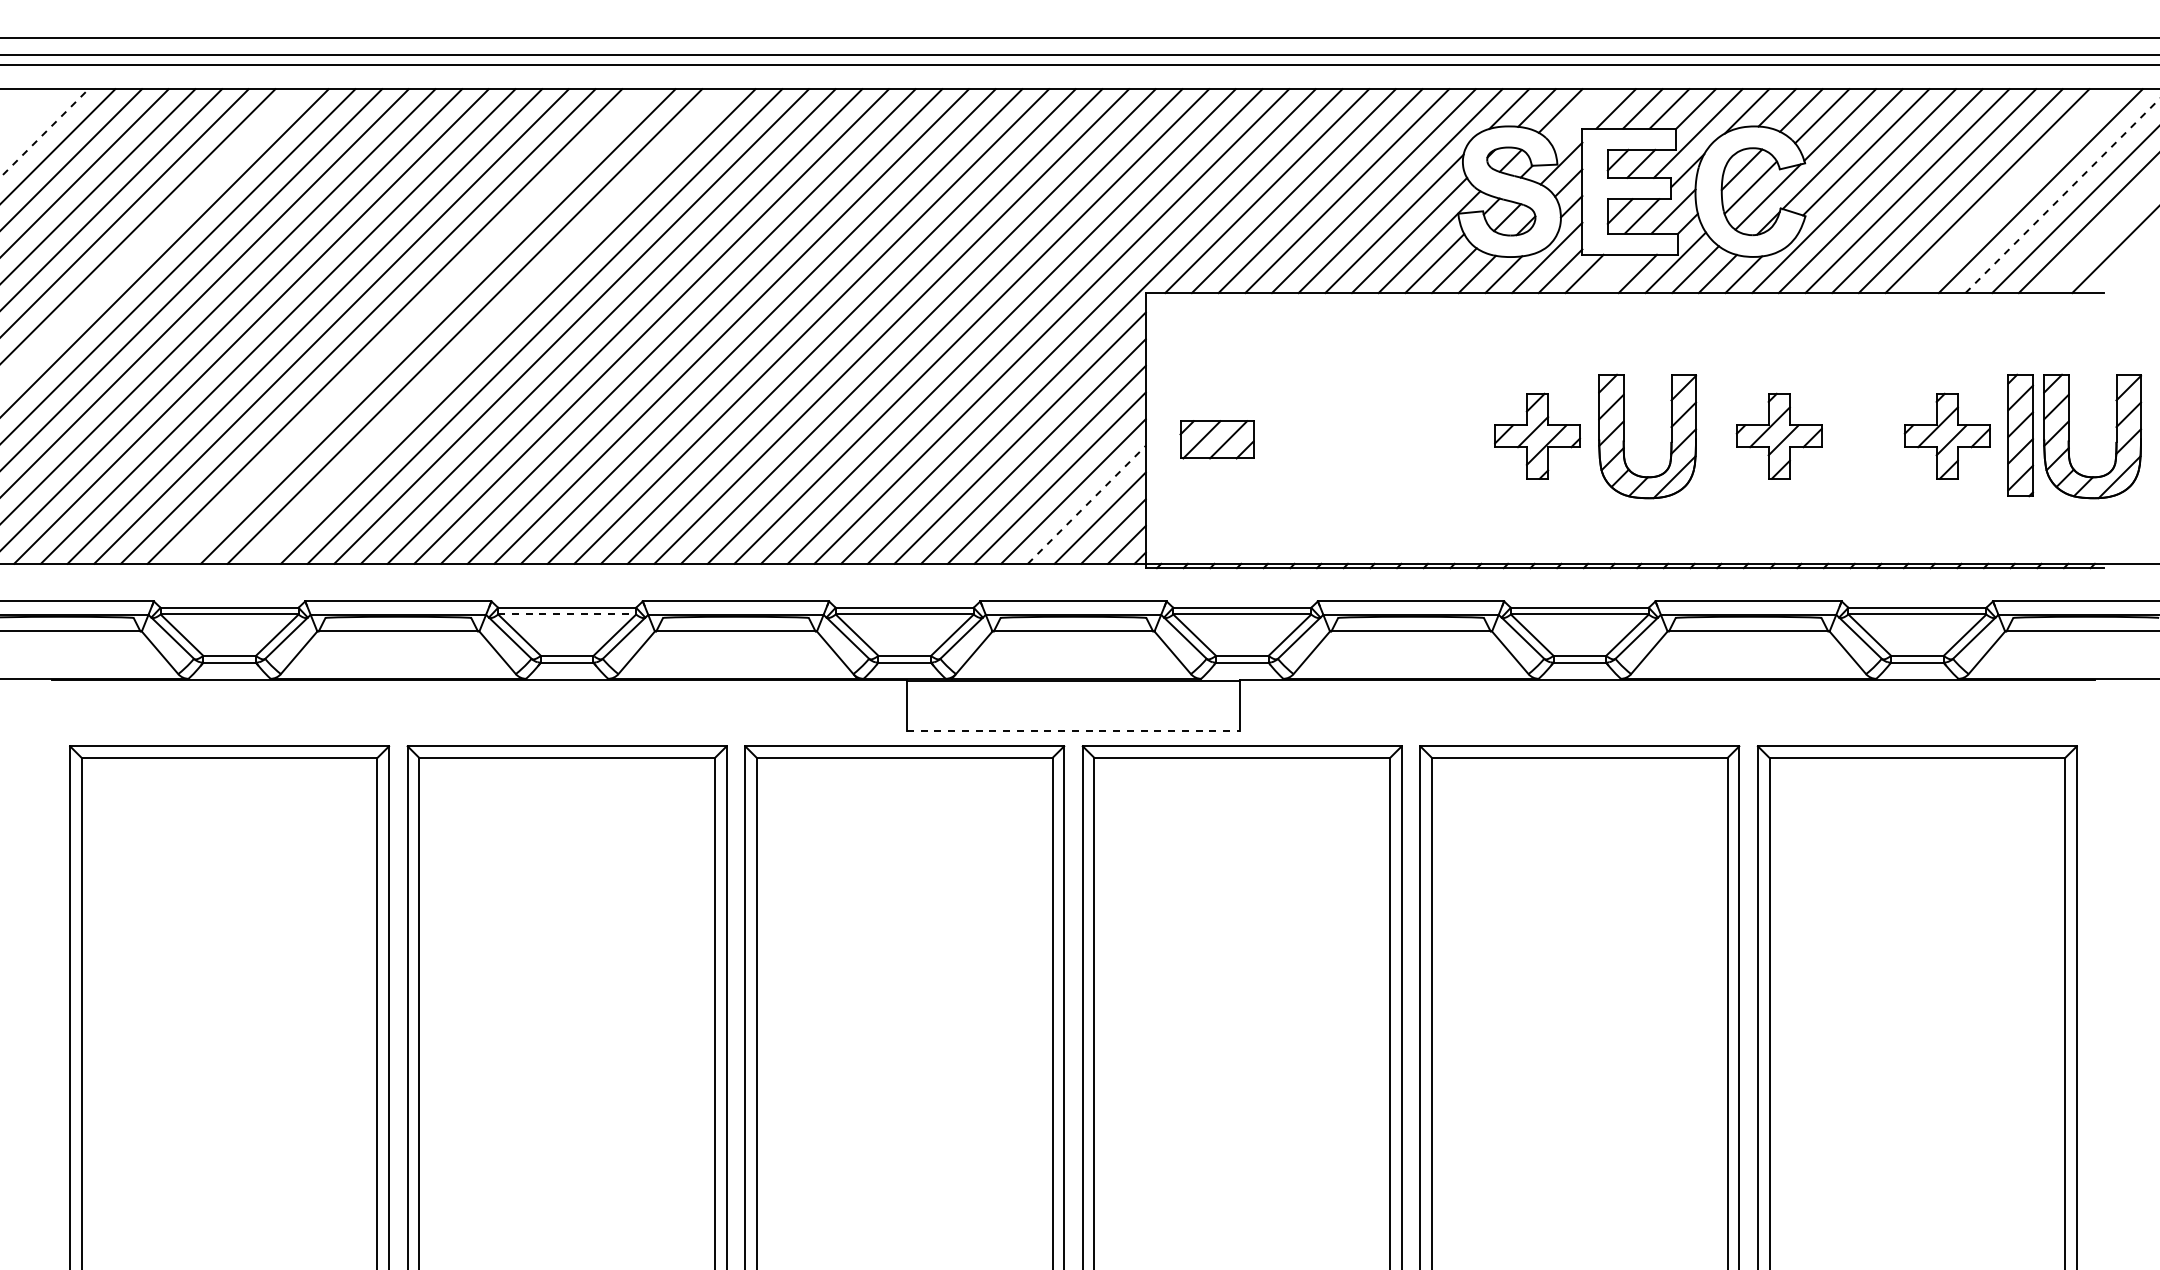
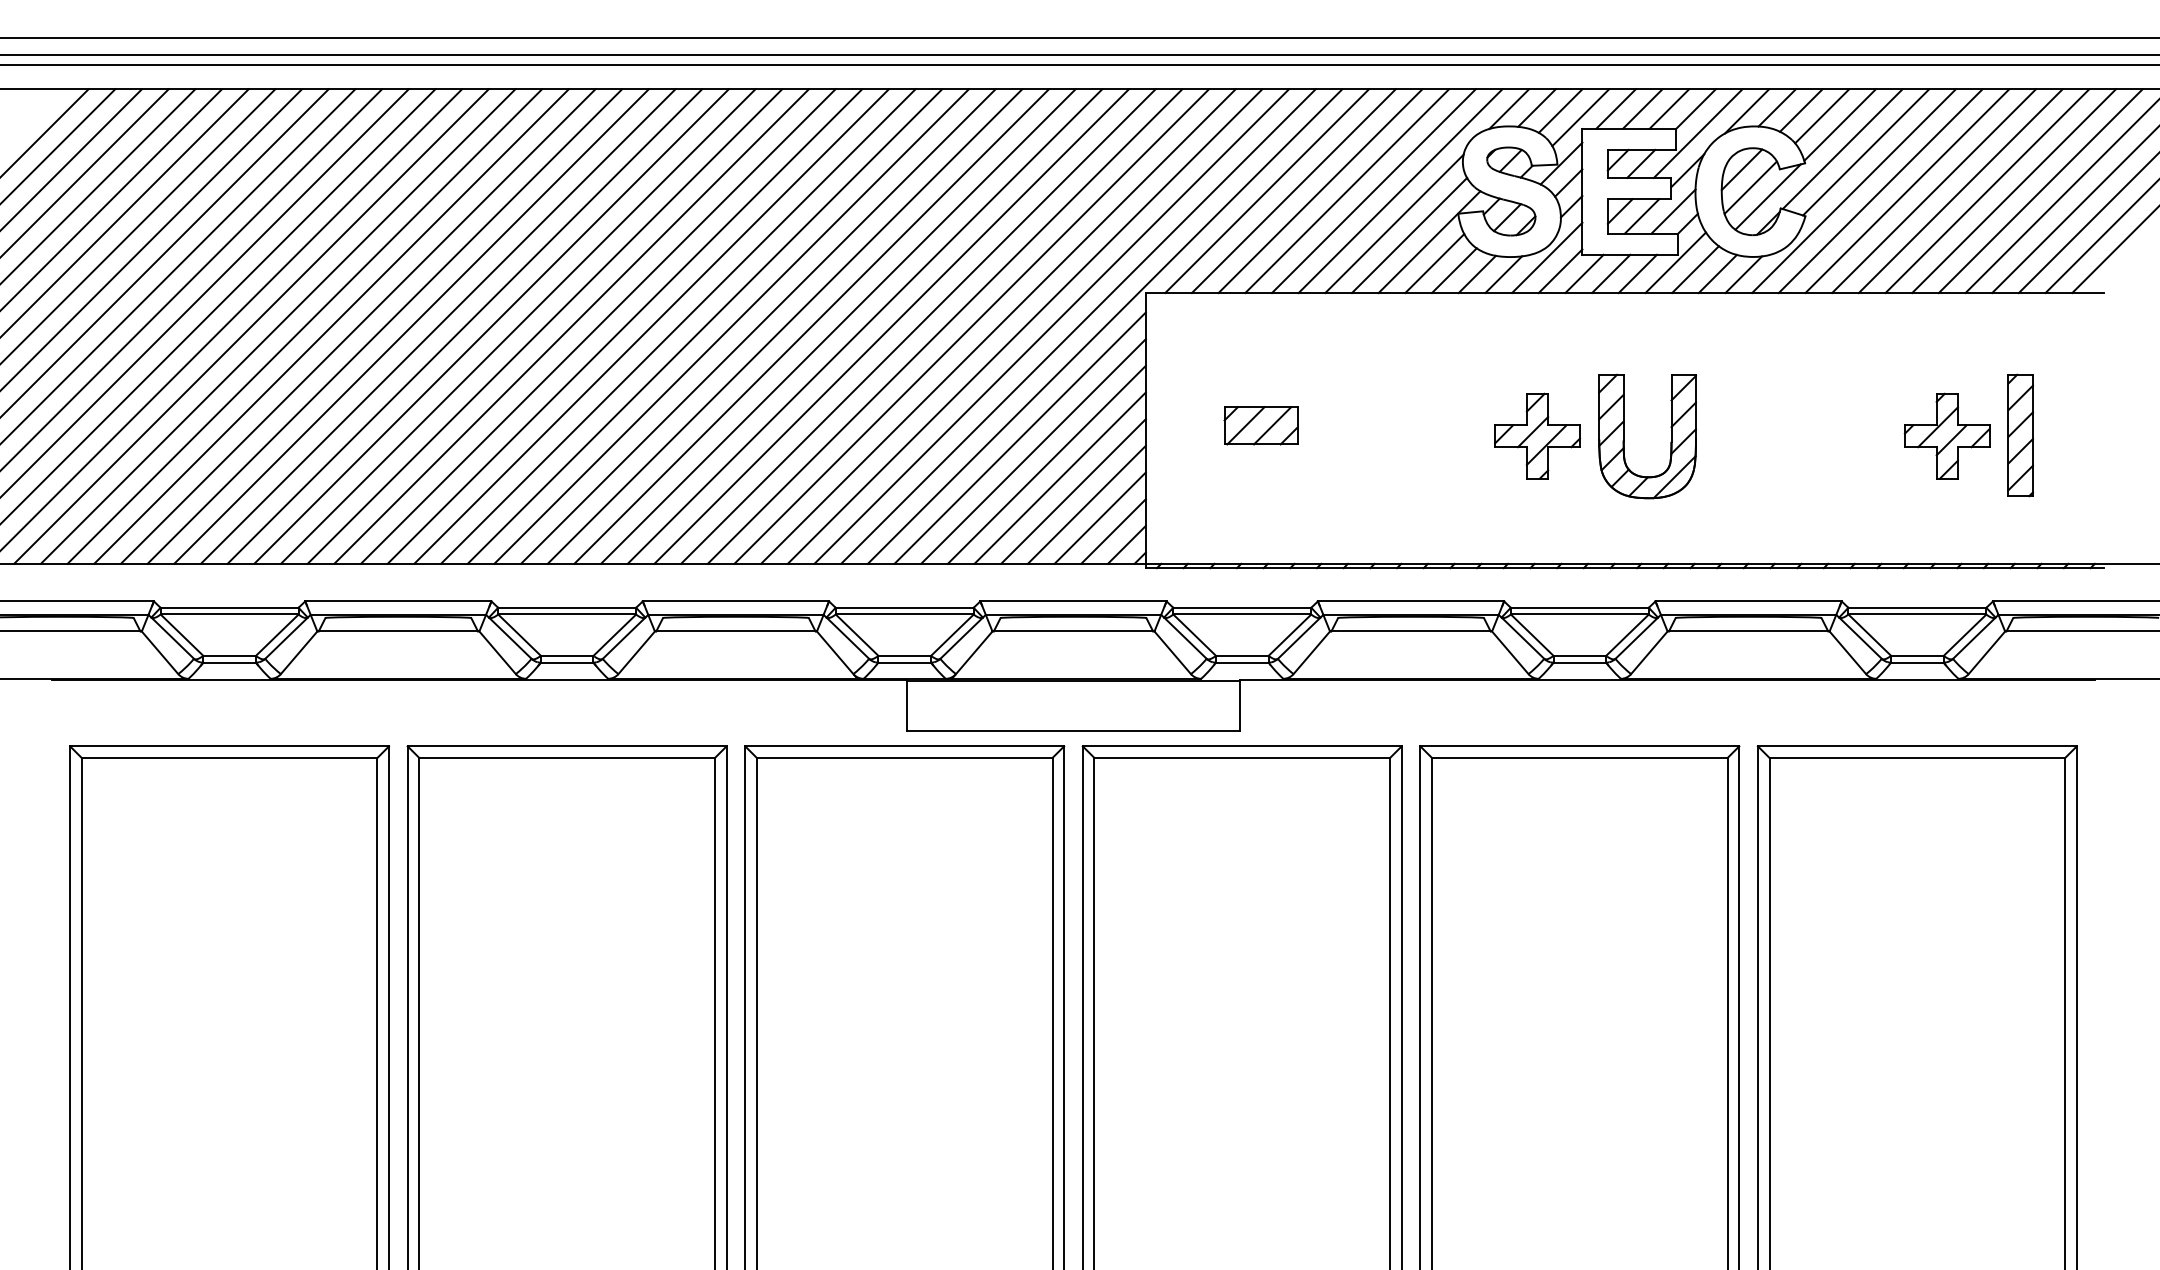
line: none -> present (1580, 117)
line: dashed -> solid (44, 132)
line: none -> present (2014, 191)
line: dashed -> solid (2062, 195)
line: none -> present (2100, 237)
line: none -> present (152, 239)
line: none -> present (1611, 273)
line: none -> present (411, 326)
line: none -> present (491, 326)
part: present -> none (1778, 435)
part: present -> none (2069, 436)
part position: (1216, 439) -> (1260, 425) (1260, 425)
line: dashed -> solid (1087, 504)
line: dashed -> solid (567, 614)
line: dashed -> solid (1073, 730)
